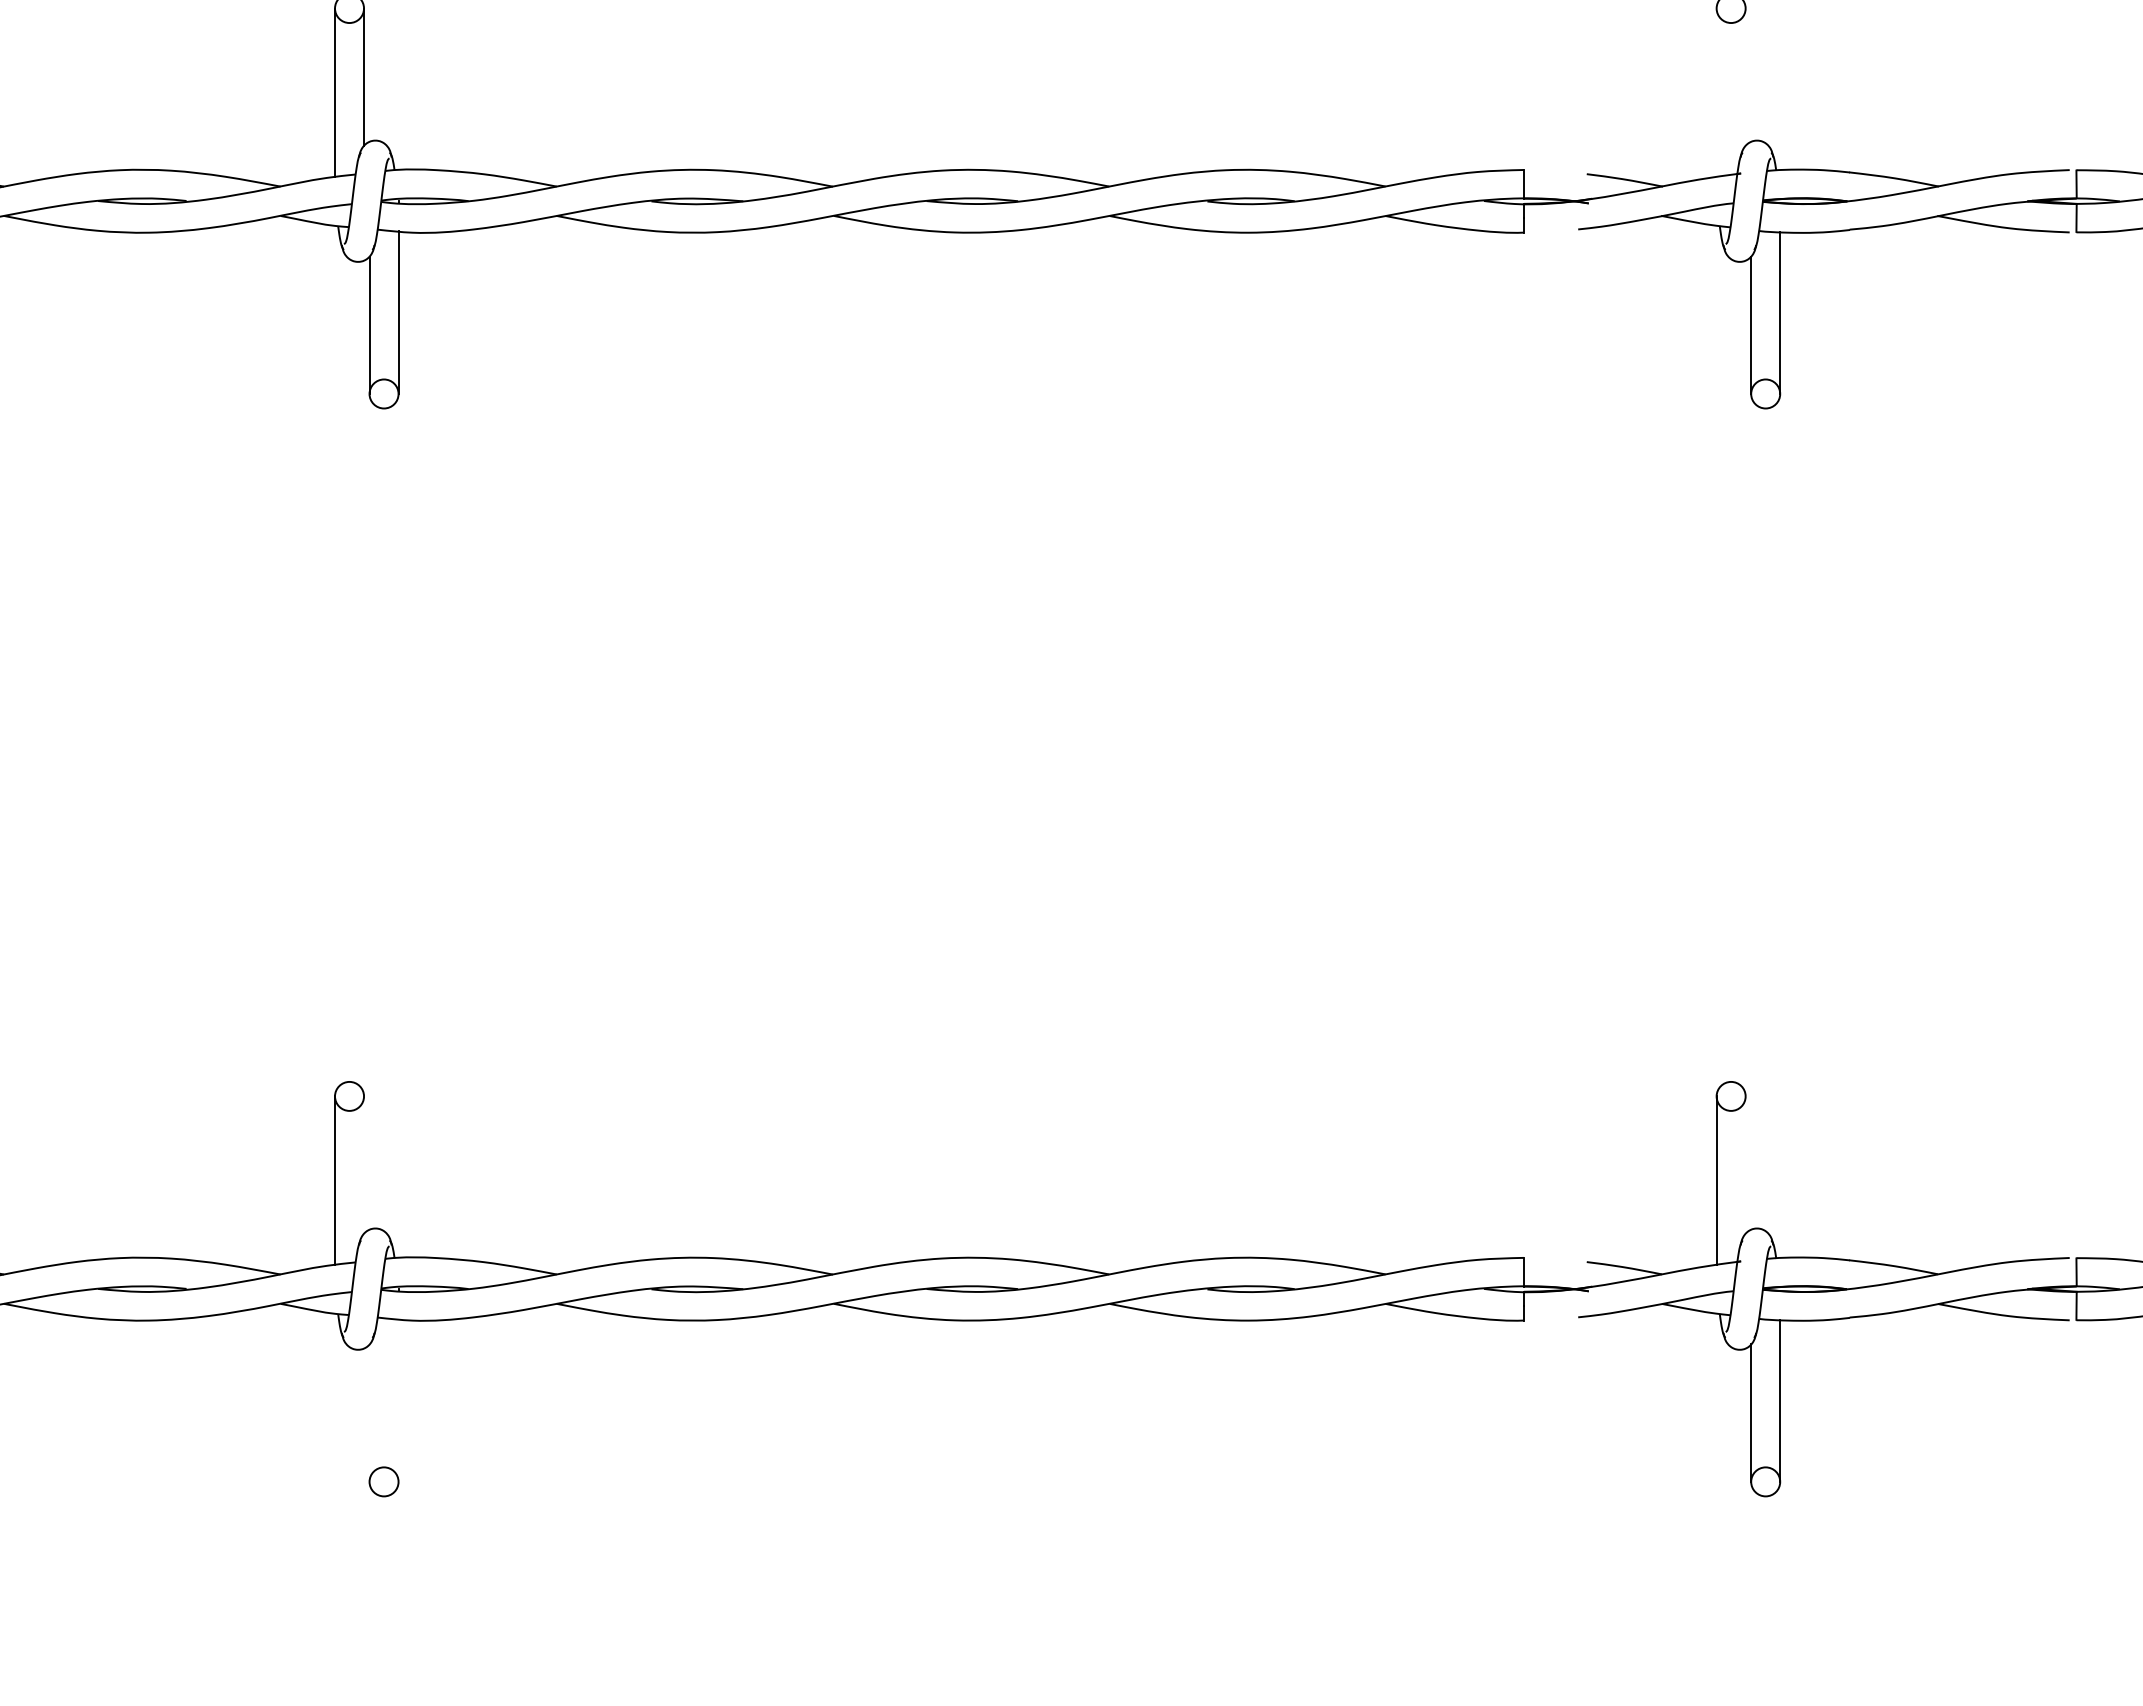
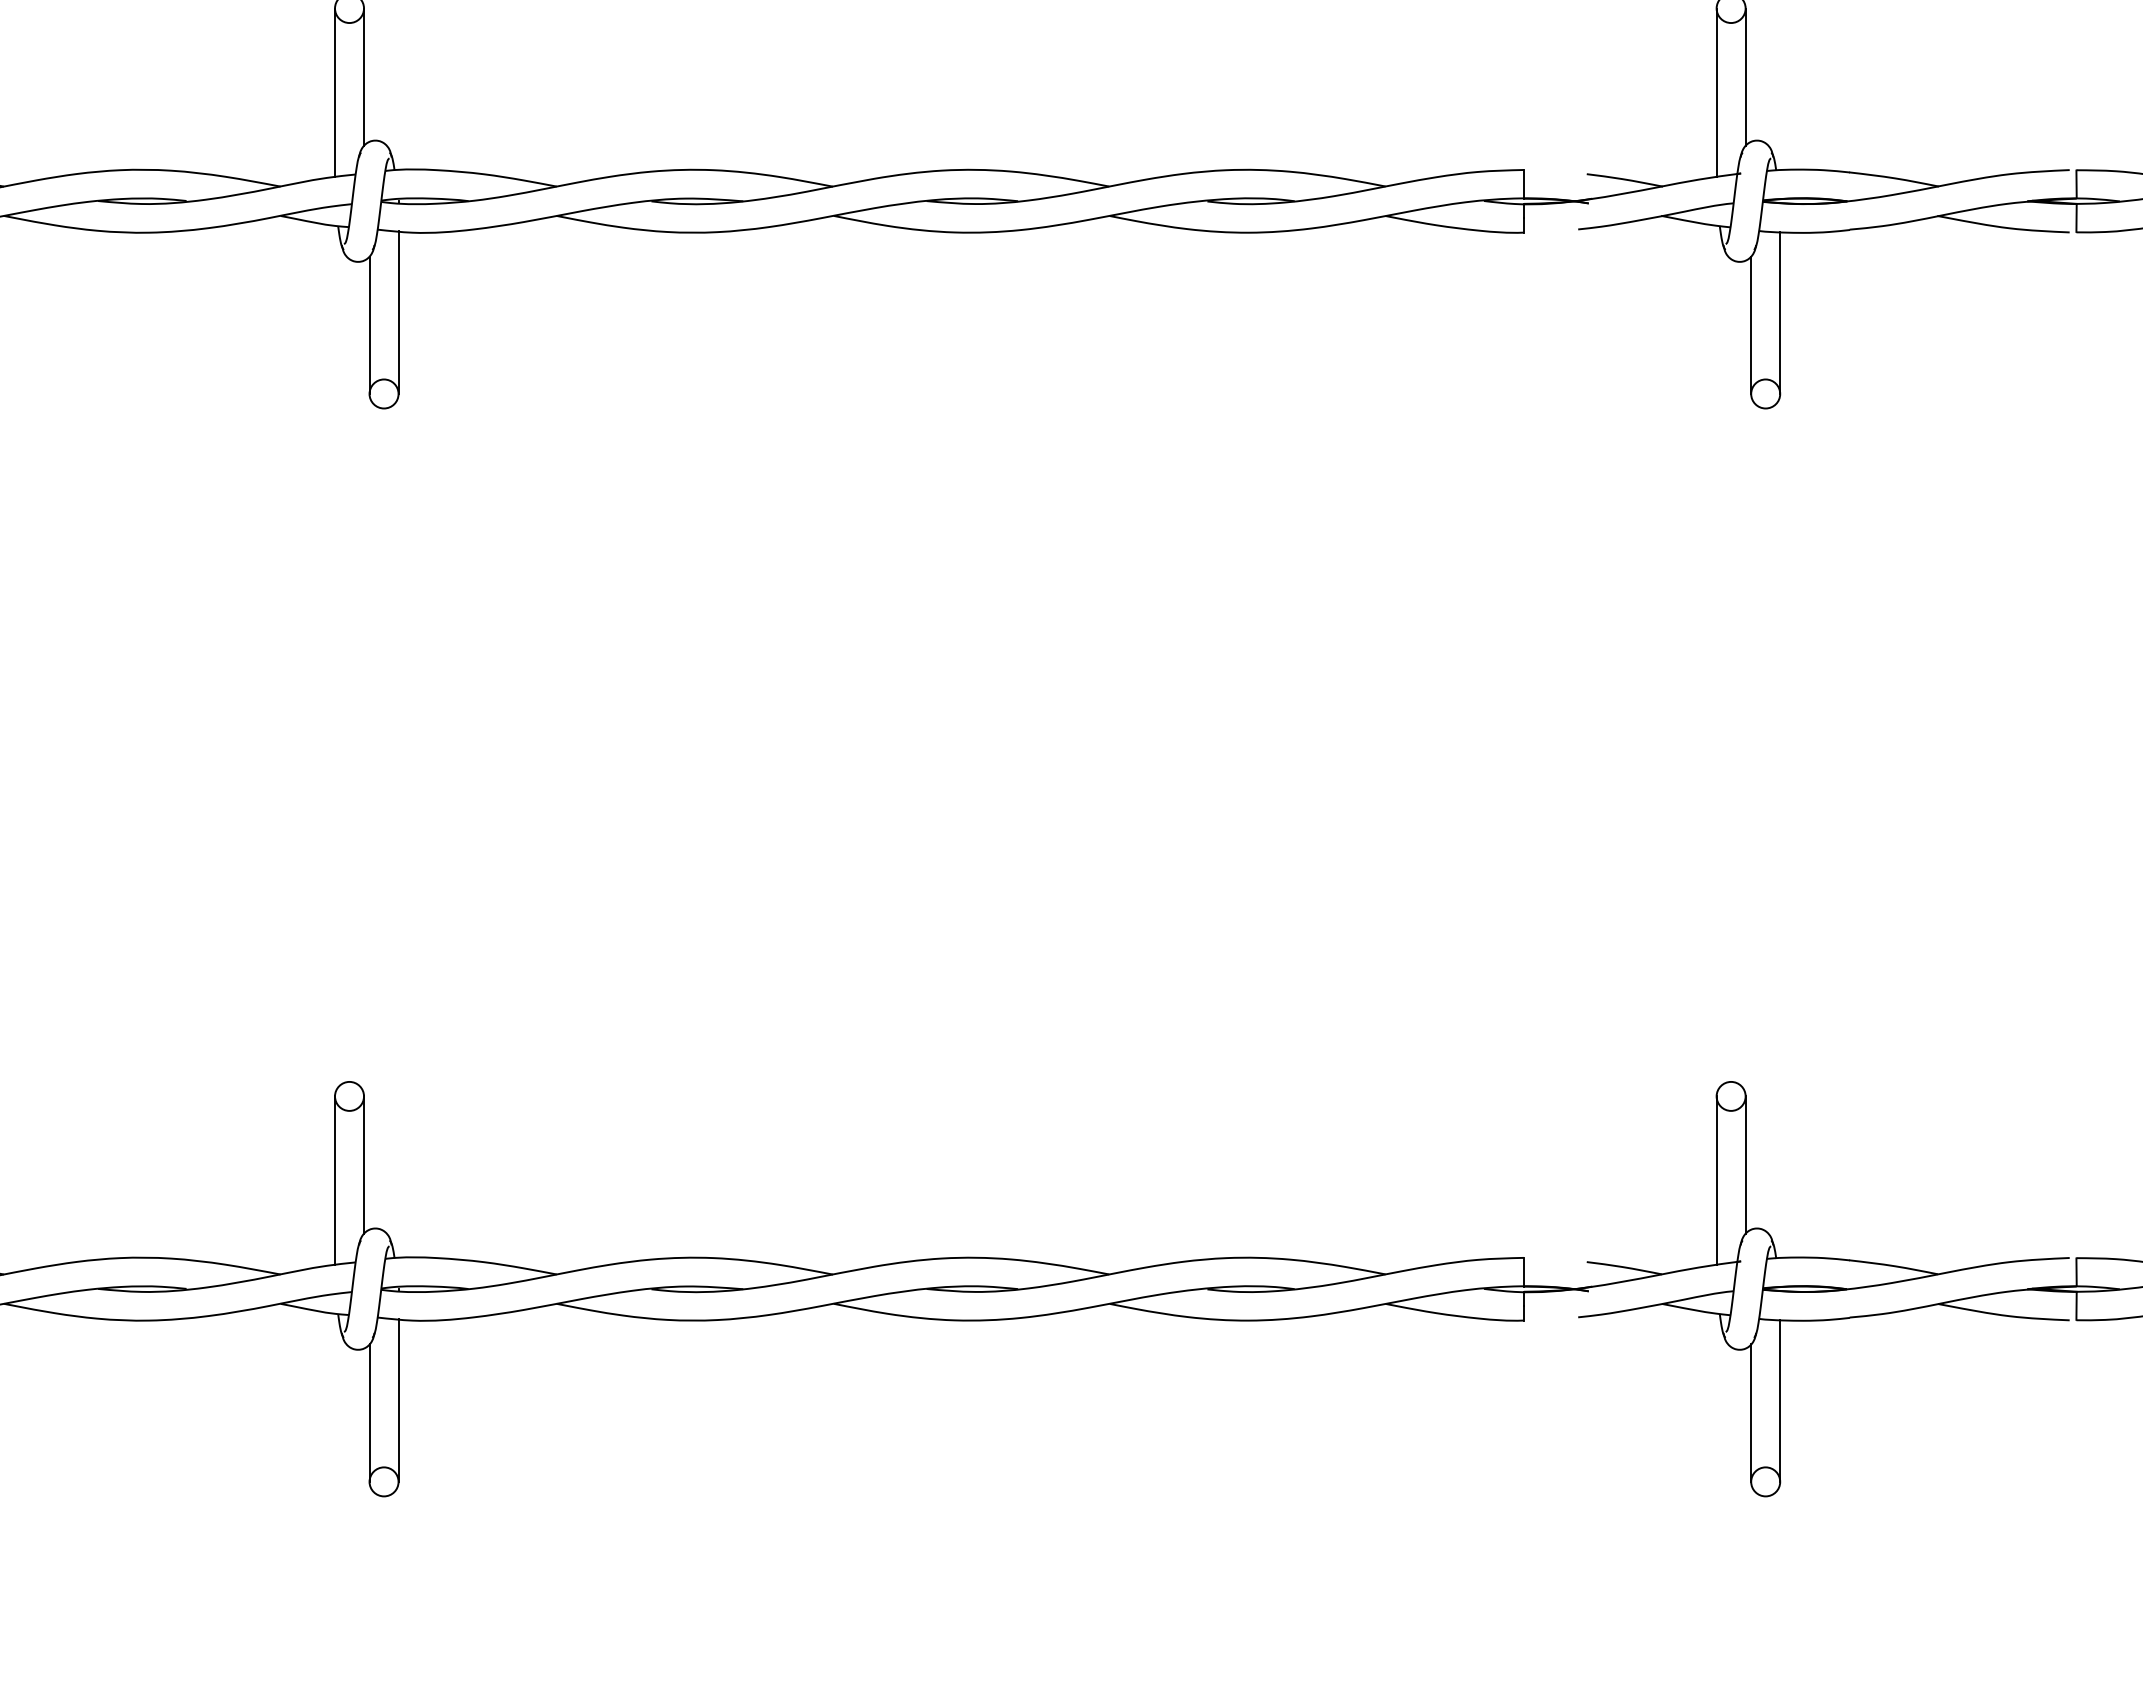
line: none -> present (1745, 76)
line: none -> present (1716, 92)
line: none -> present (364, 1164)
line: none -> present (1745, 1164)
line: none -> present (398, 1400)
line: none -> present (369, 1412)
